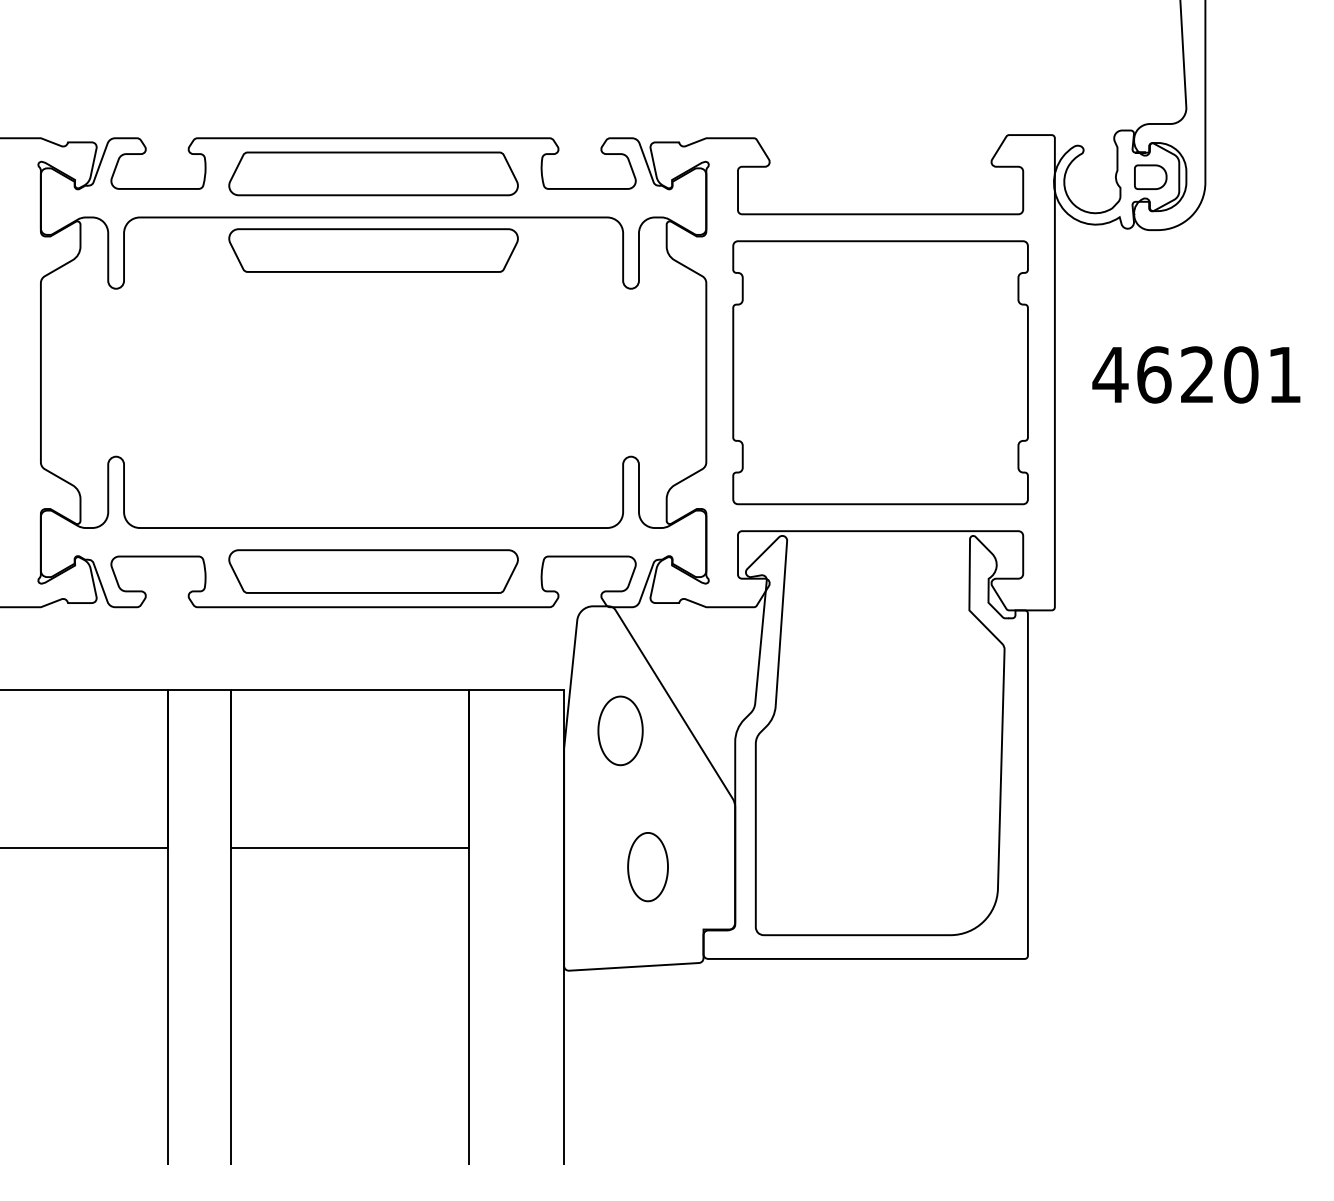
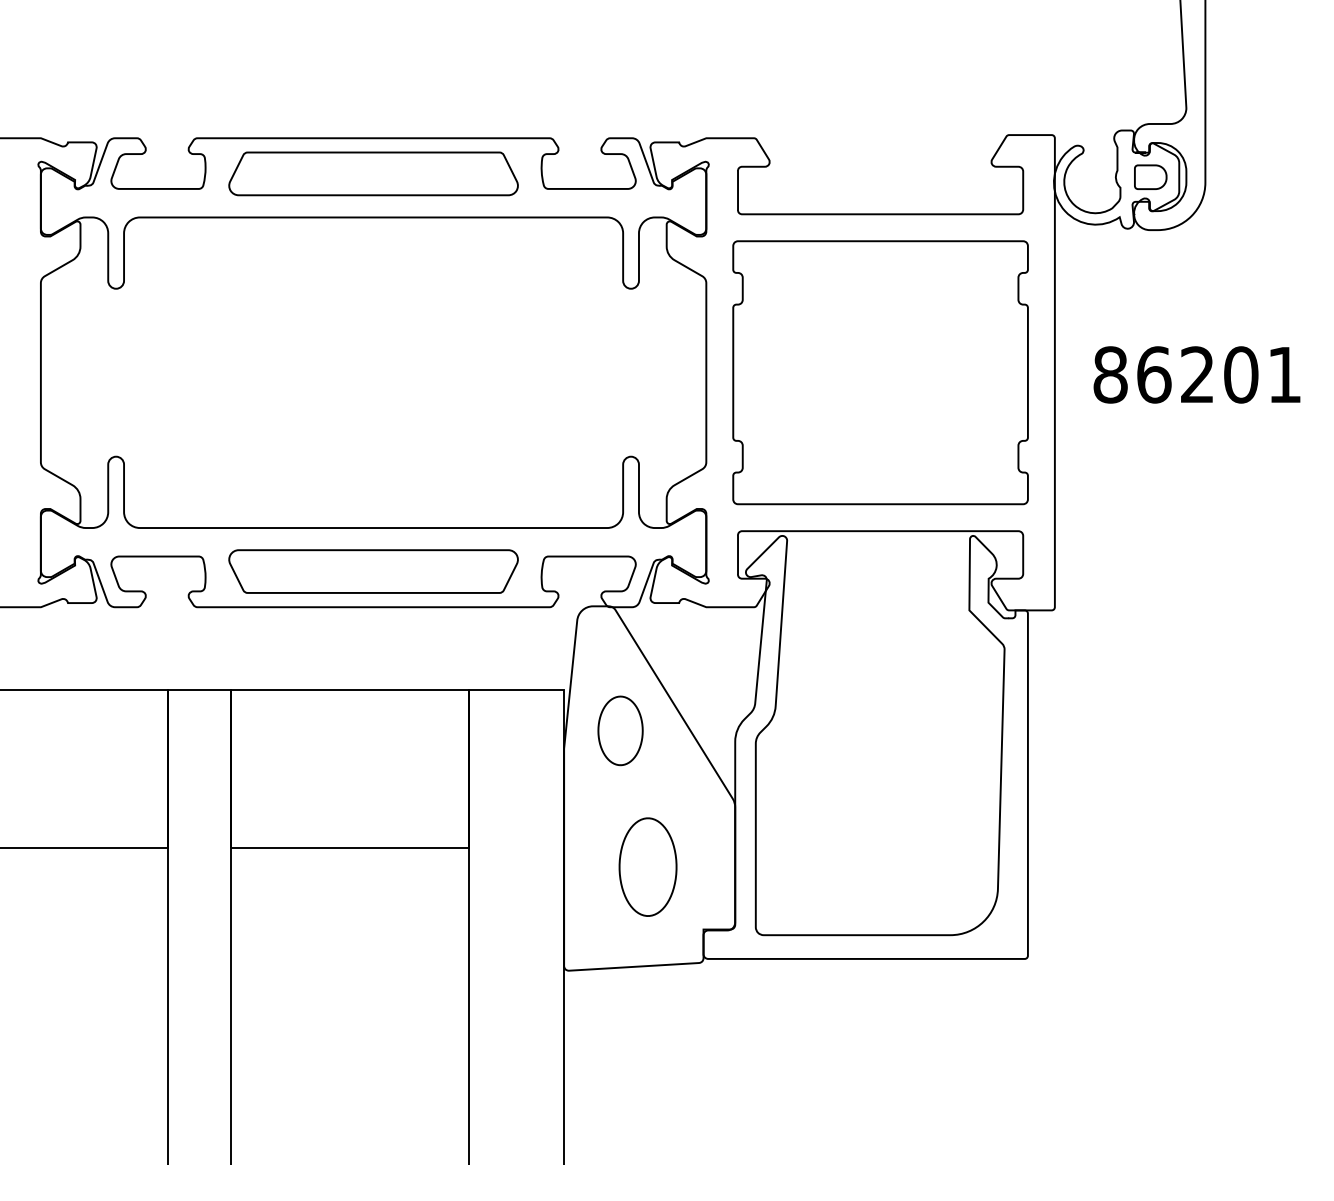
part: present -> none (373, 250)
text: 46201 -> 86201 (1110, 374)
part size: 42x71 px -> 60x100 px (647, 866)
